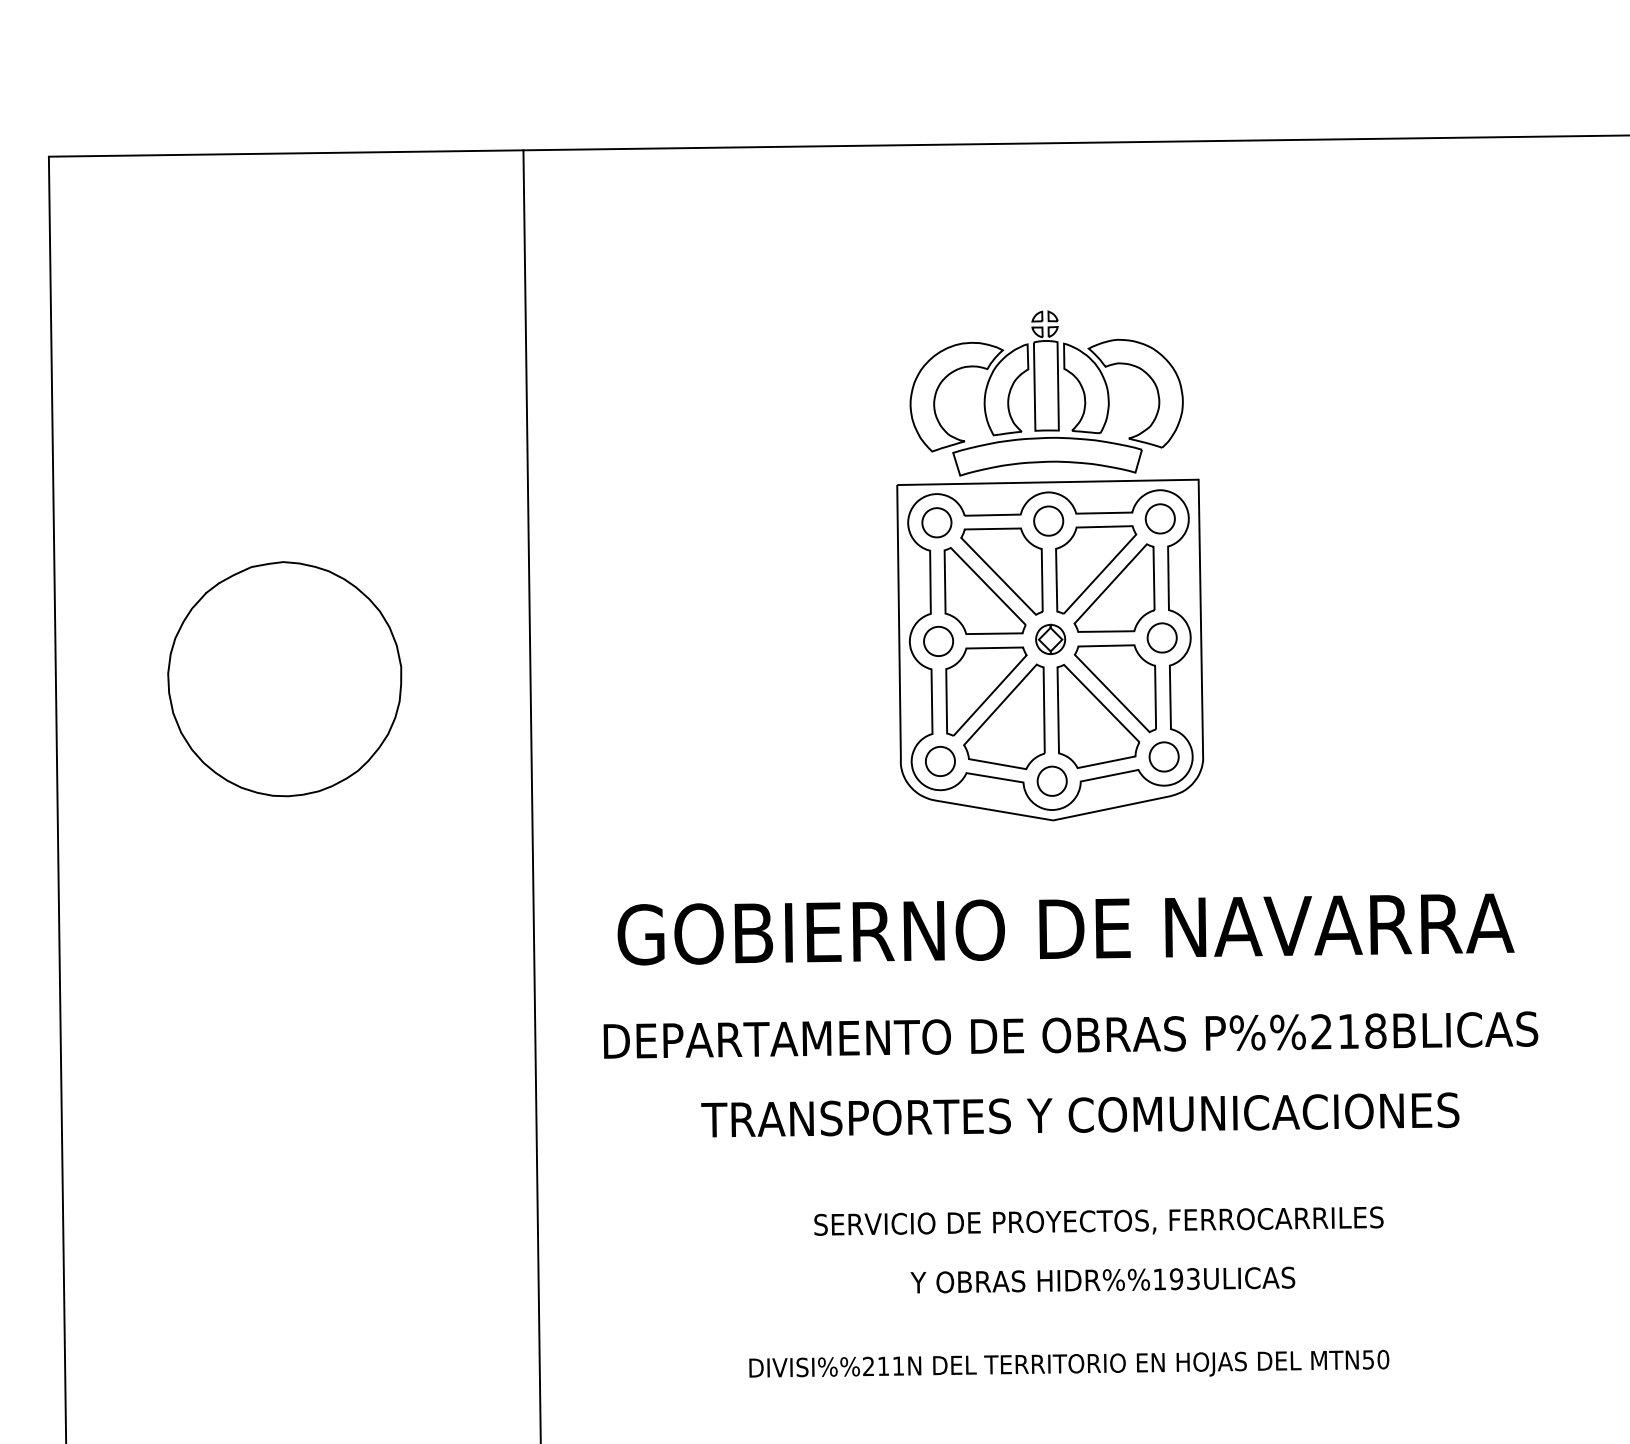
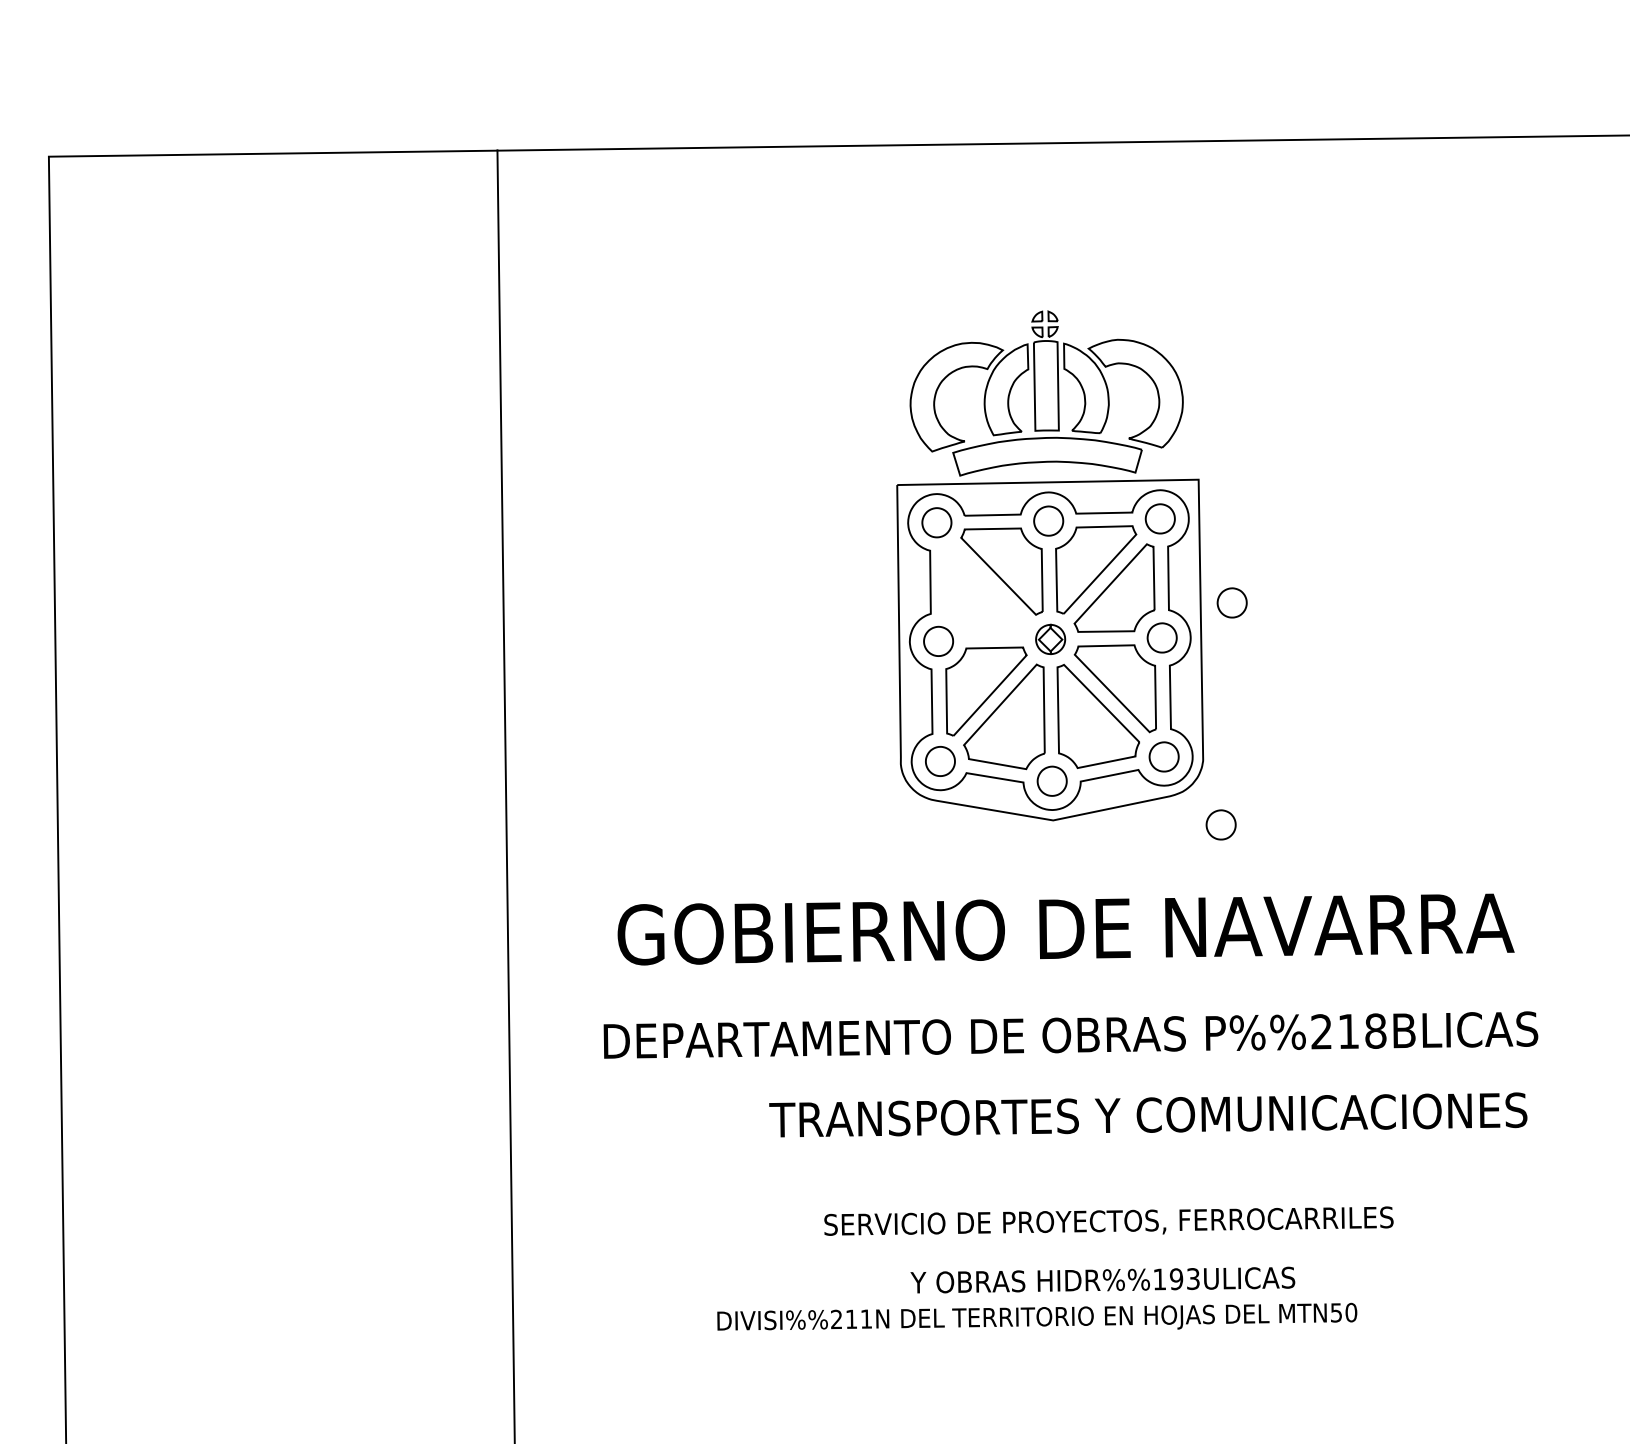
part: present -> none (984, 590)
part: none -> present (1231, 602)
part: present -> none (284, 679)
line position: (531, 795) -> (505, 795) (505, 795)
part: none -> present (1220, 824)
text position: (1080, 1114) -> (1148, 1114) (1148, 1114)
text position: (1098, 1220) -> (1108, 1220) (1108, 1220)
text position: (1069, 1363) -> (1037, 1316) (1037, 1316)
